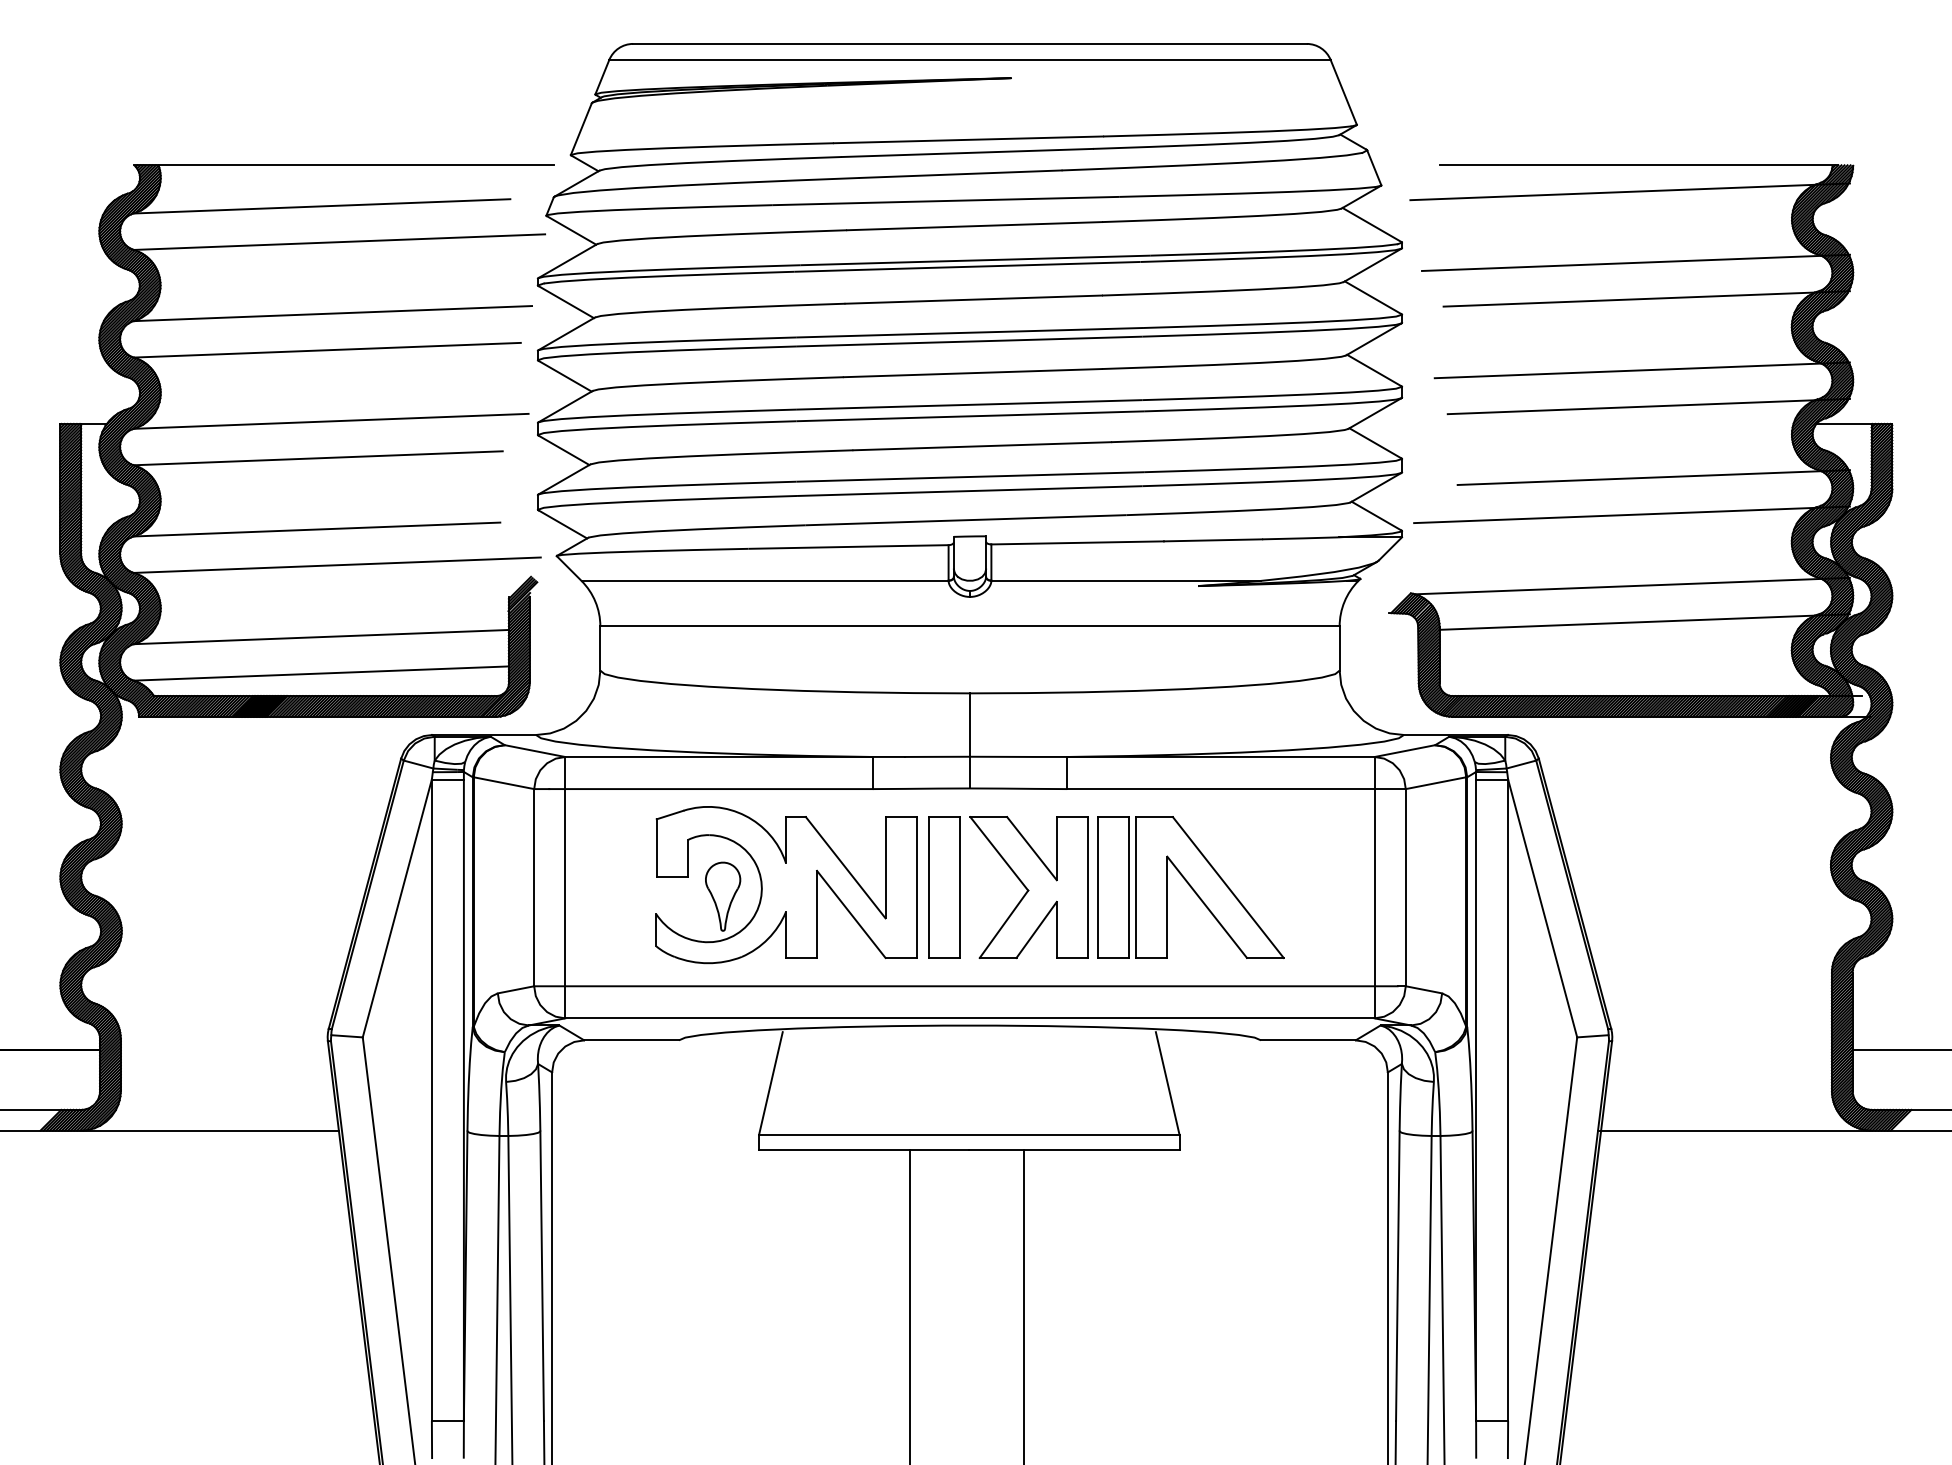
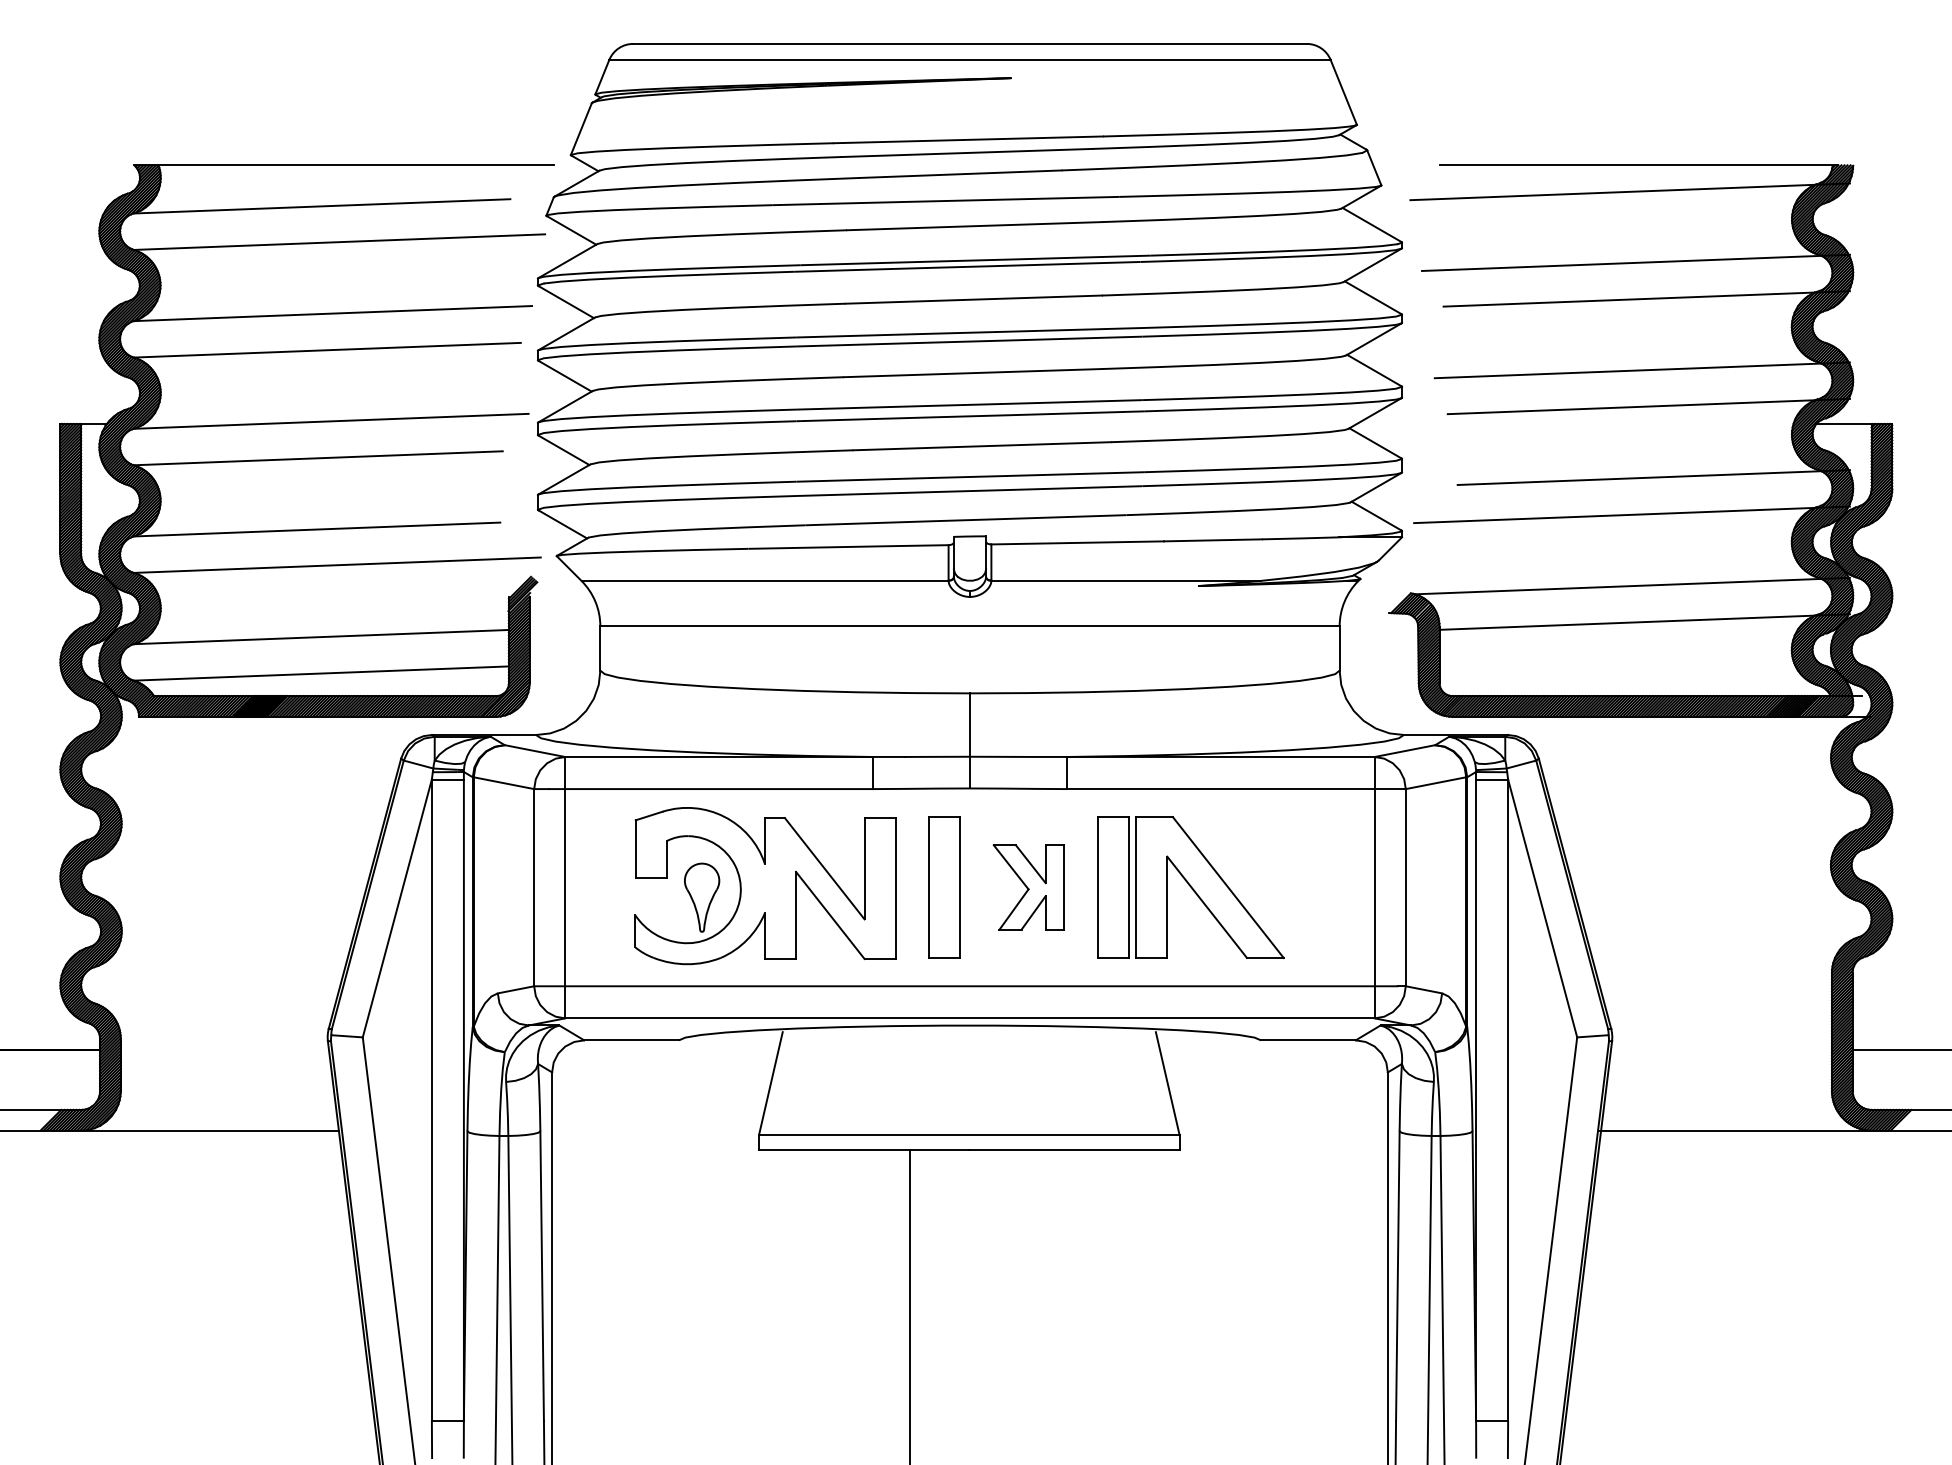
part position: (786, 885) -> (765, 886) (765, 886)
part size: 120x143 px -> 73x87 px (1028, 887)
line: present -> none (1023, 1305)
